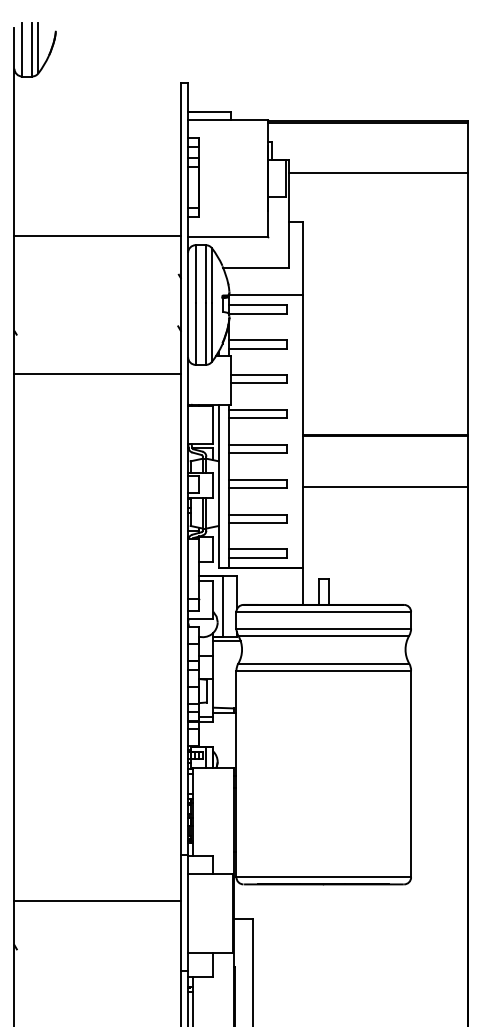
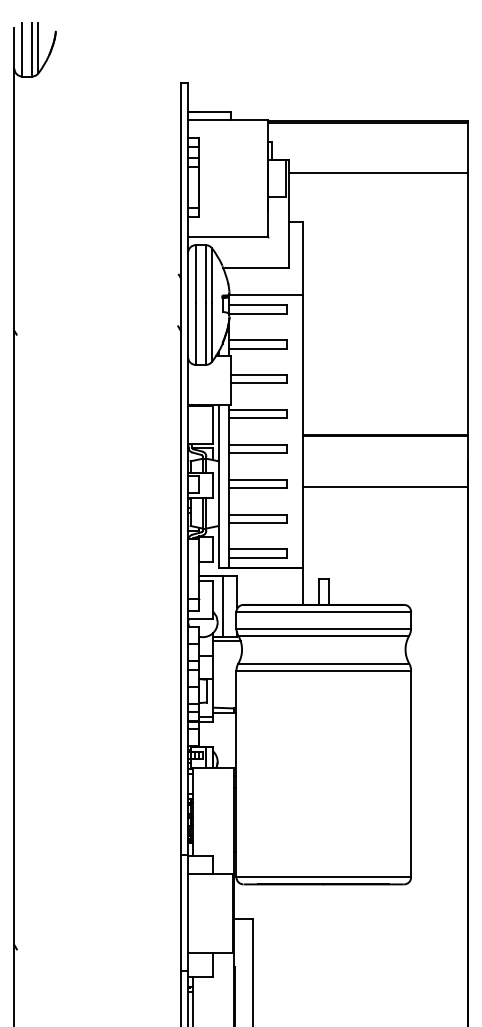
line: present -> none (97, 235)
line: present -> none (97, 374)
line: present -> none (97, 901)
